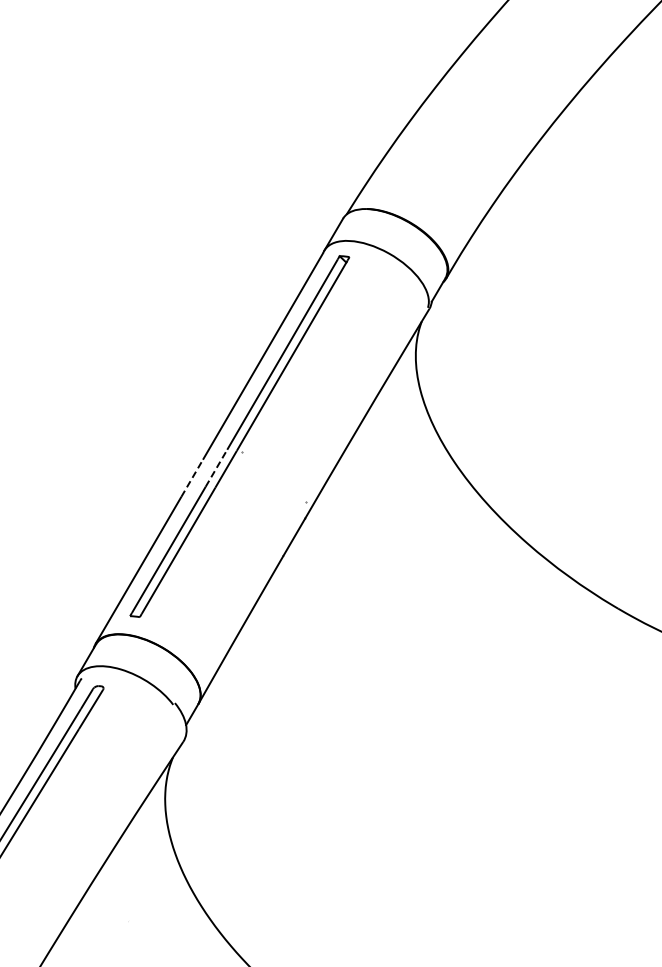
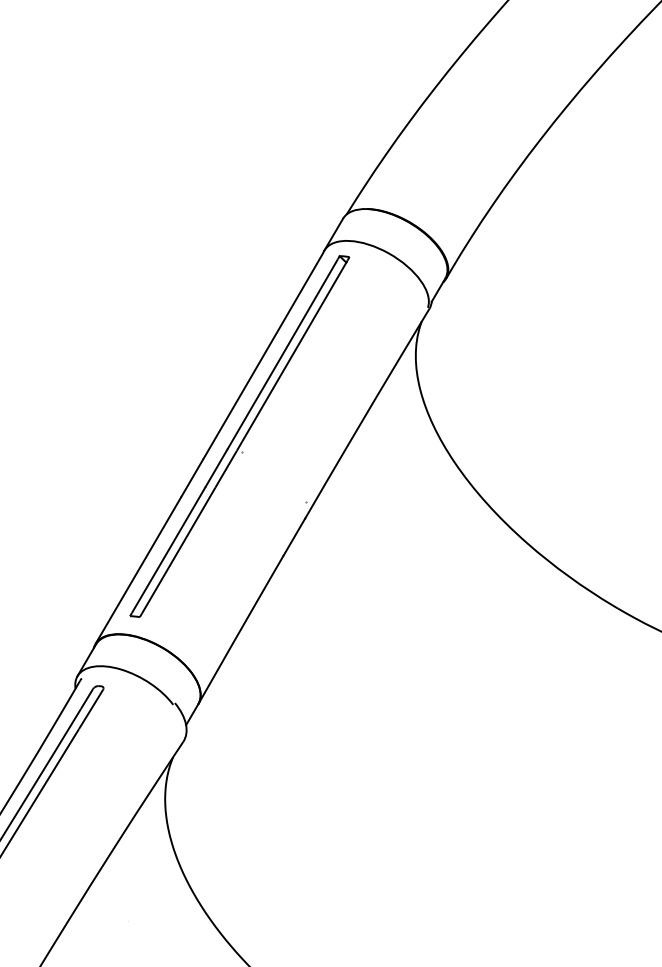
line: dashed -> solid (216, 467)
line: dashed -> solid (192, 477)
